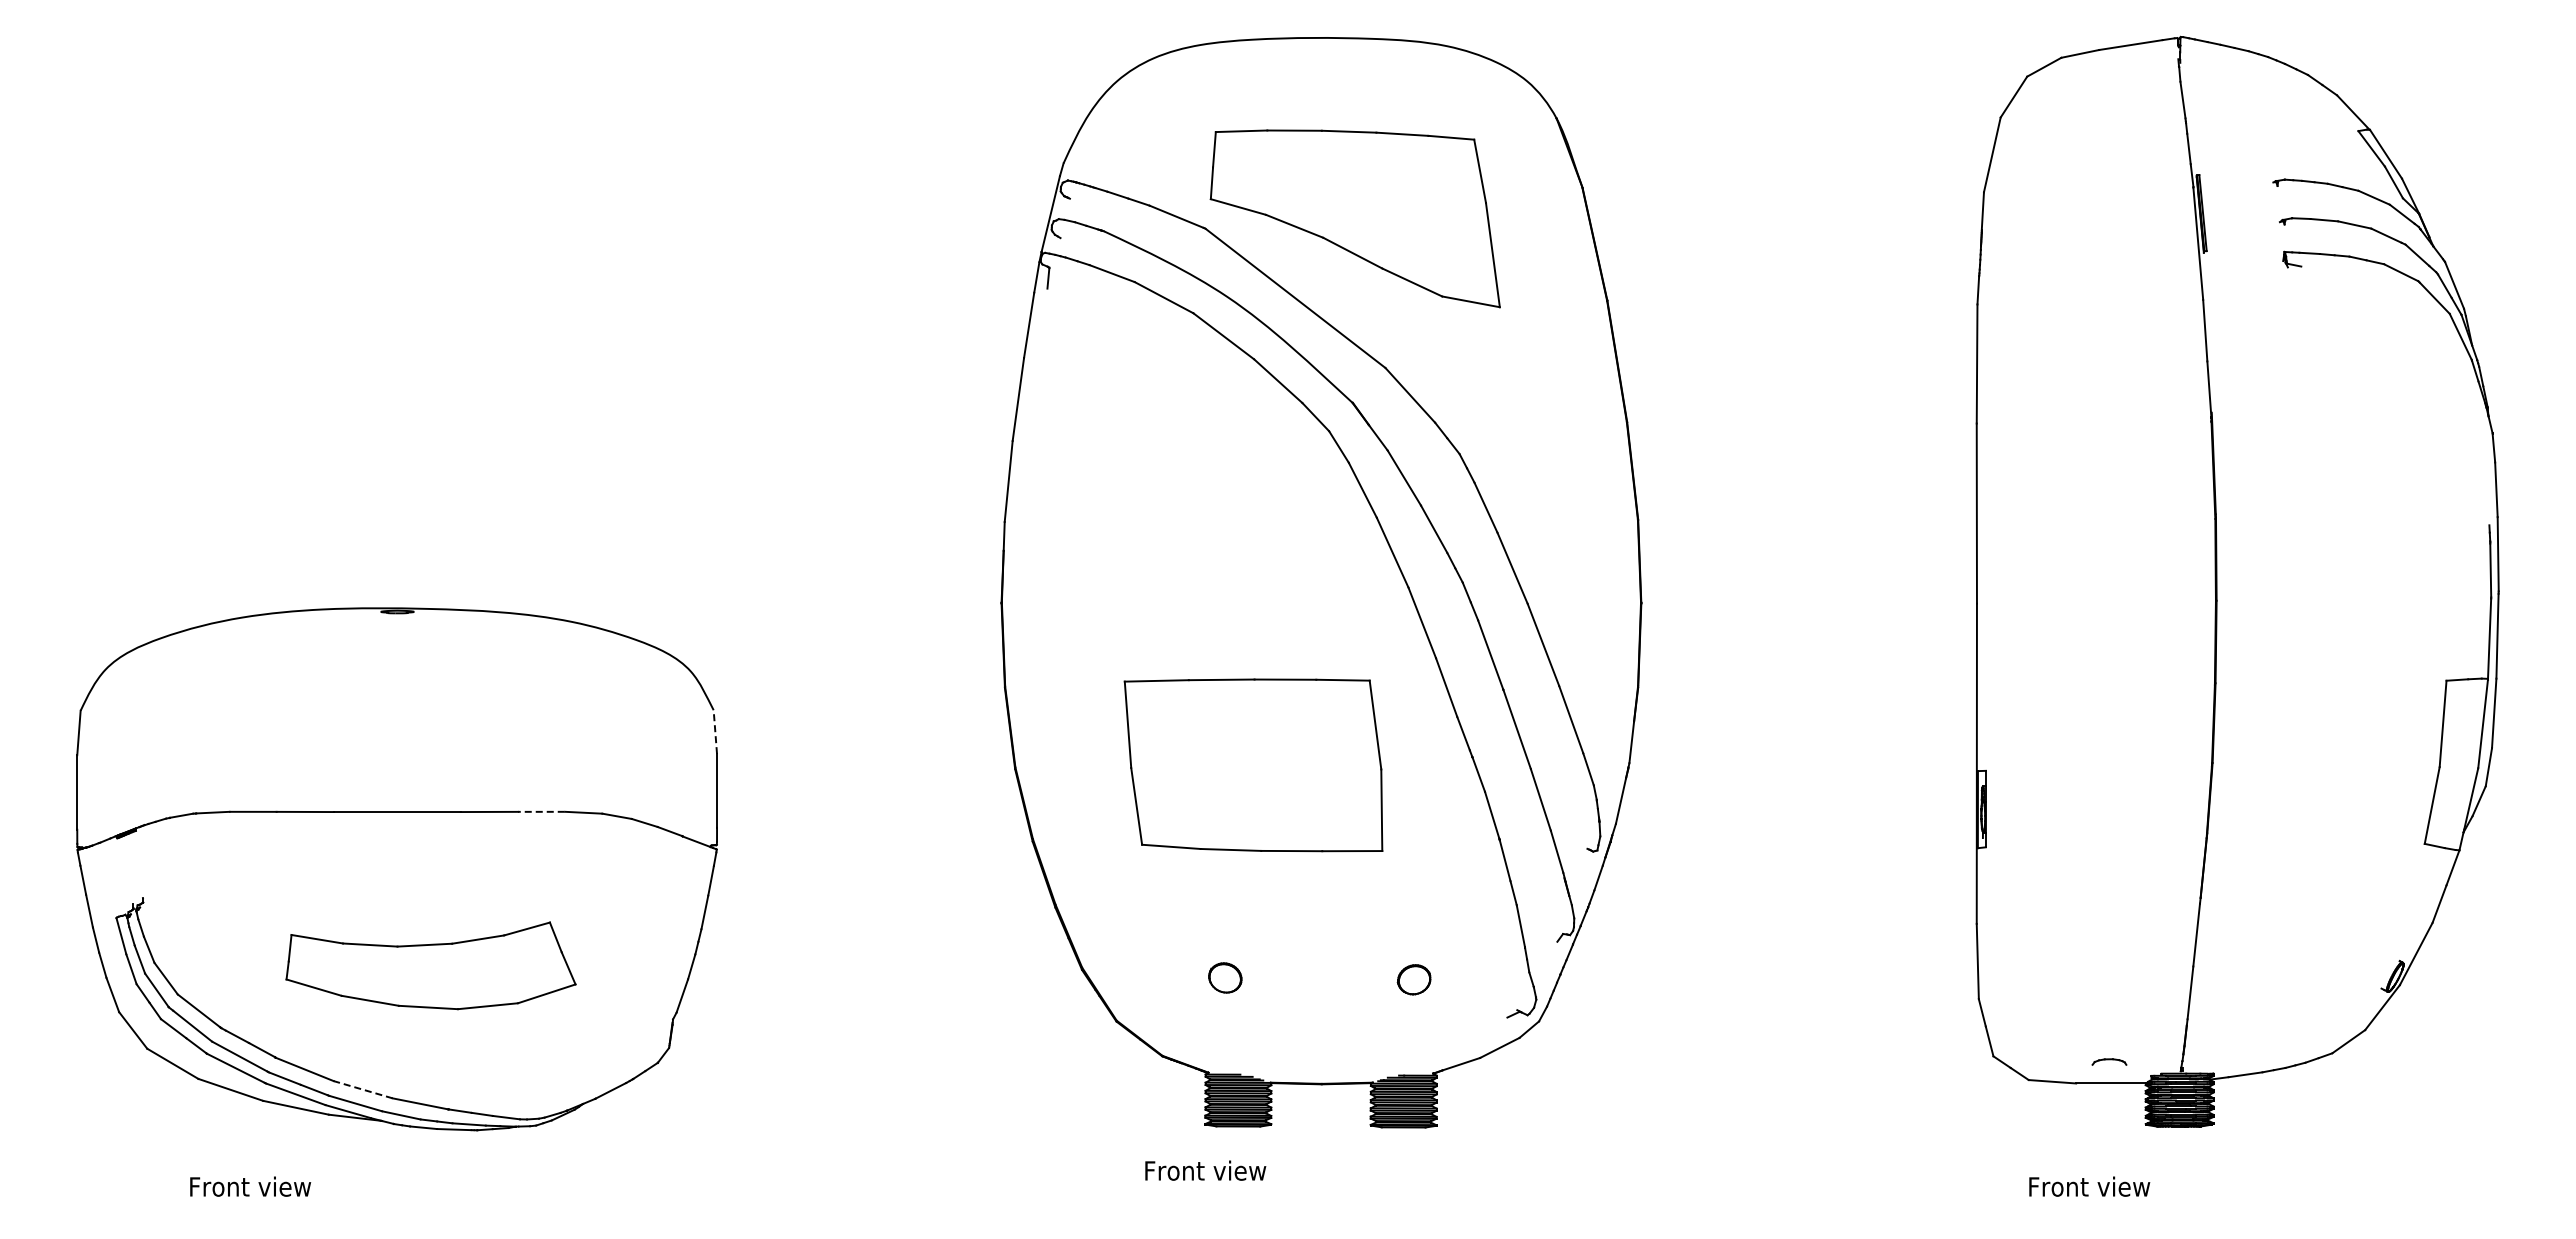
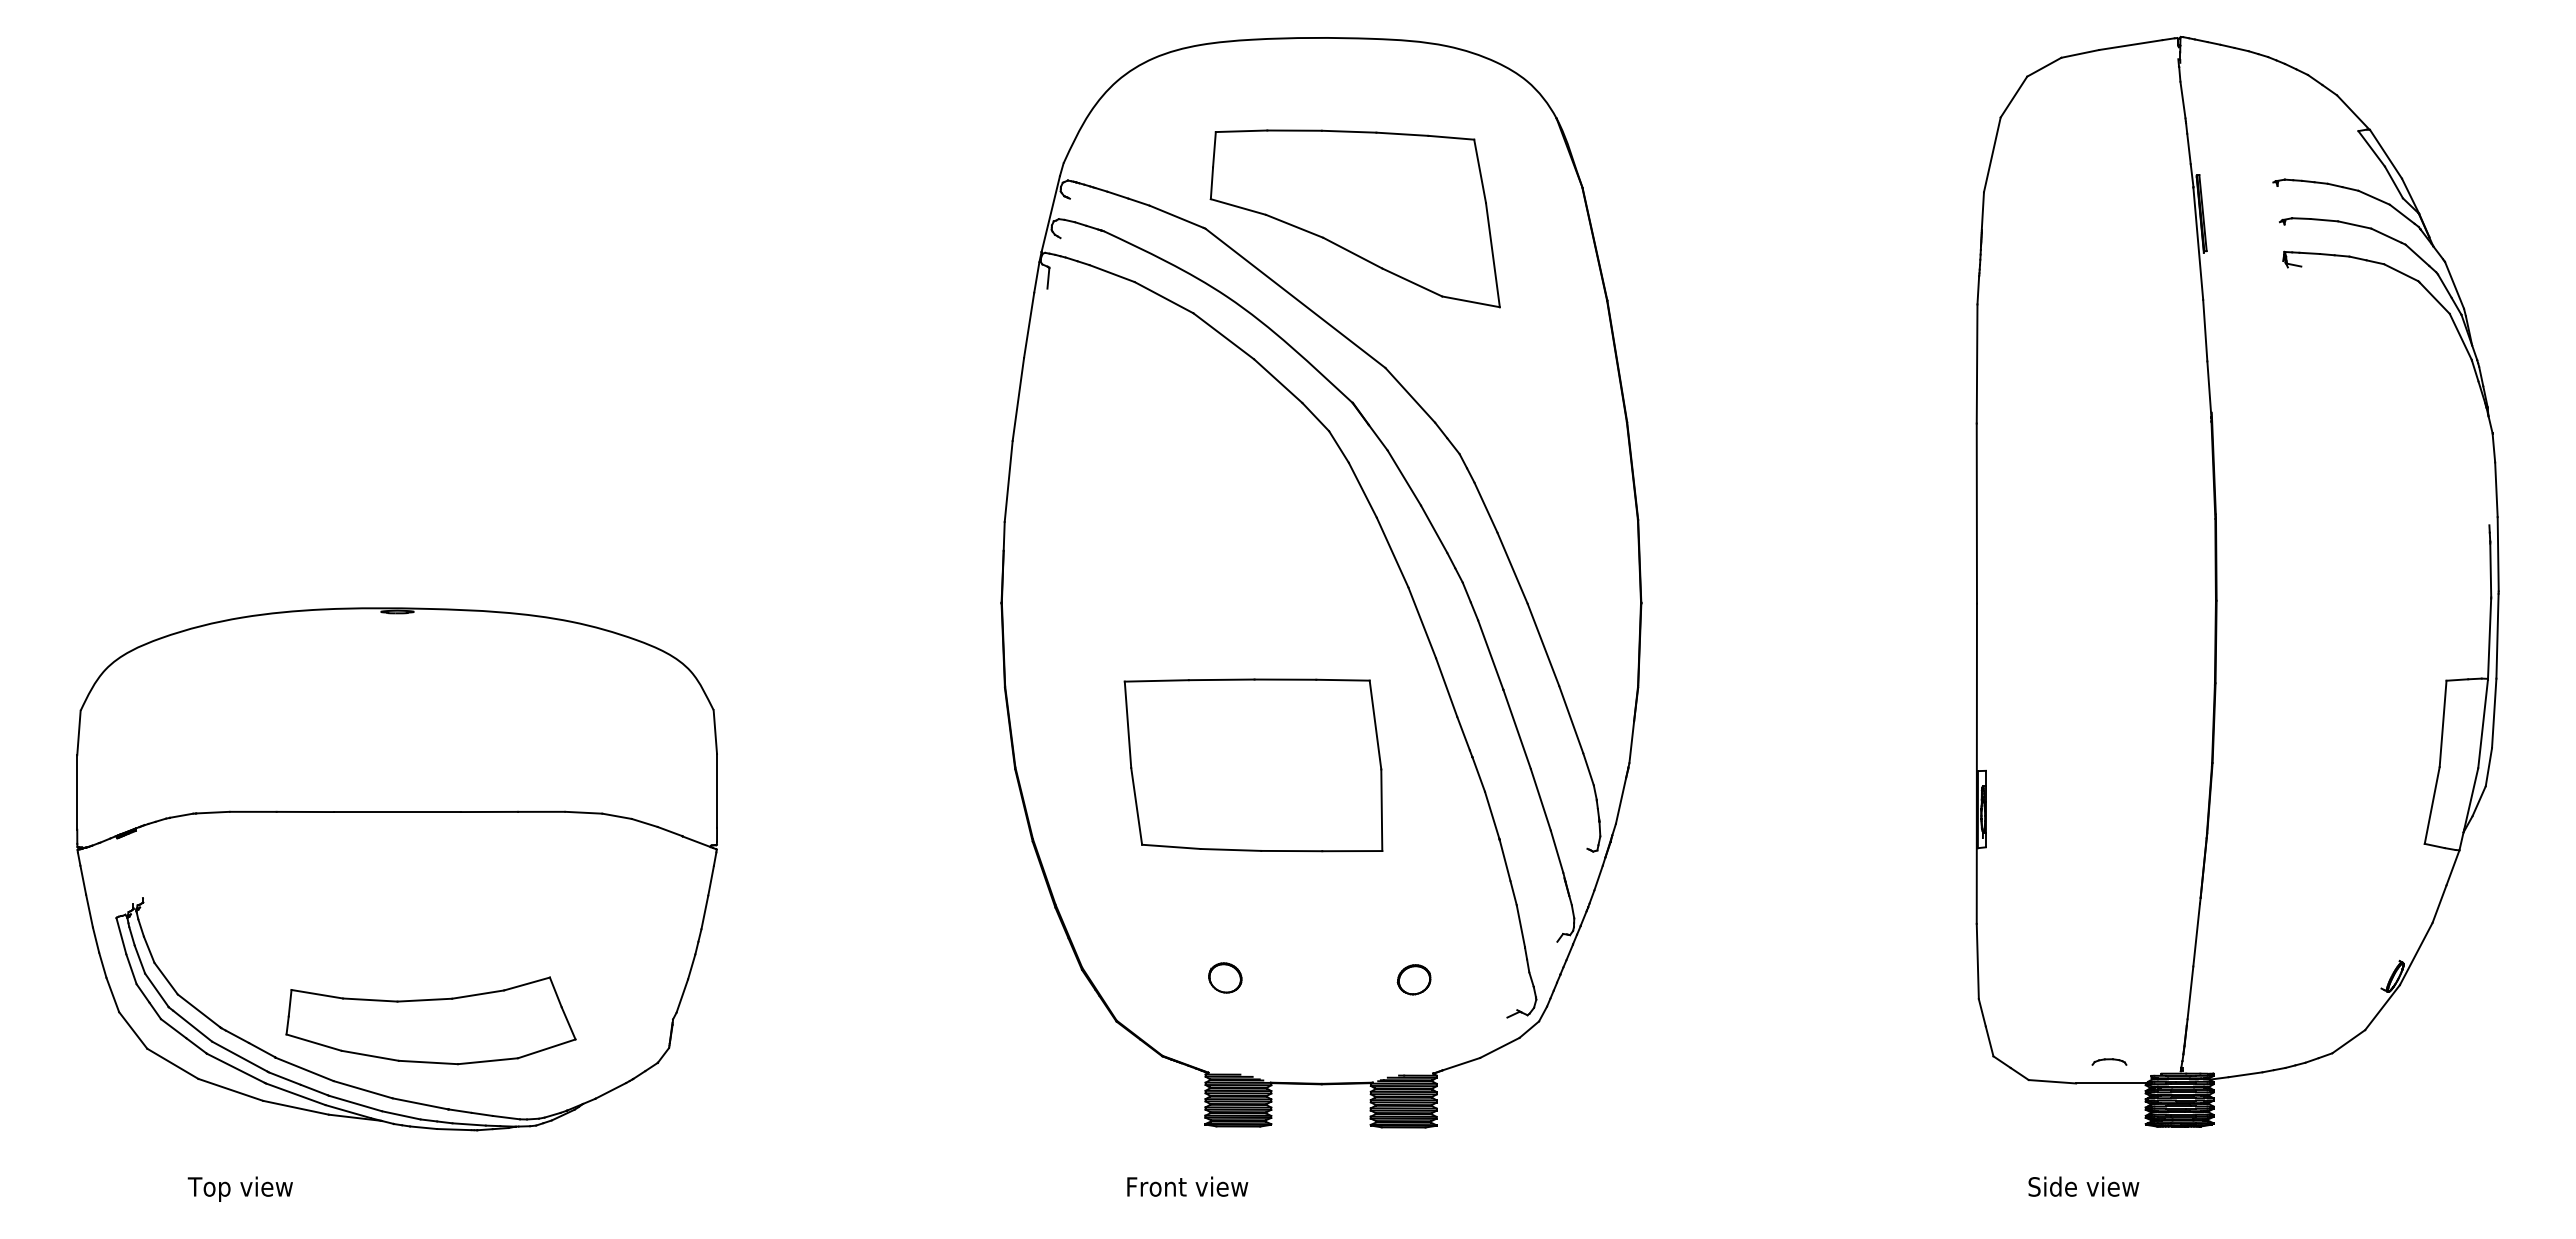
line: dashed -> solid (715, 731)
line: dashed -> solid (540, 811)
part position: (430, 965) -> (430, 1020) (430, 1020)
line: dashed -> solid (363, 1089)
text position: (1205, 1170) -> (1187, 1186) (1187, 1186)
text: Front view -> Side view (2089, 1186)
text: Front view -> Top view (249, 1188)
